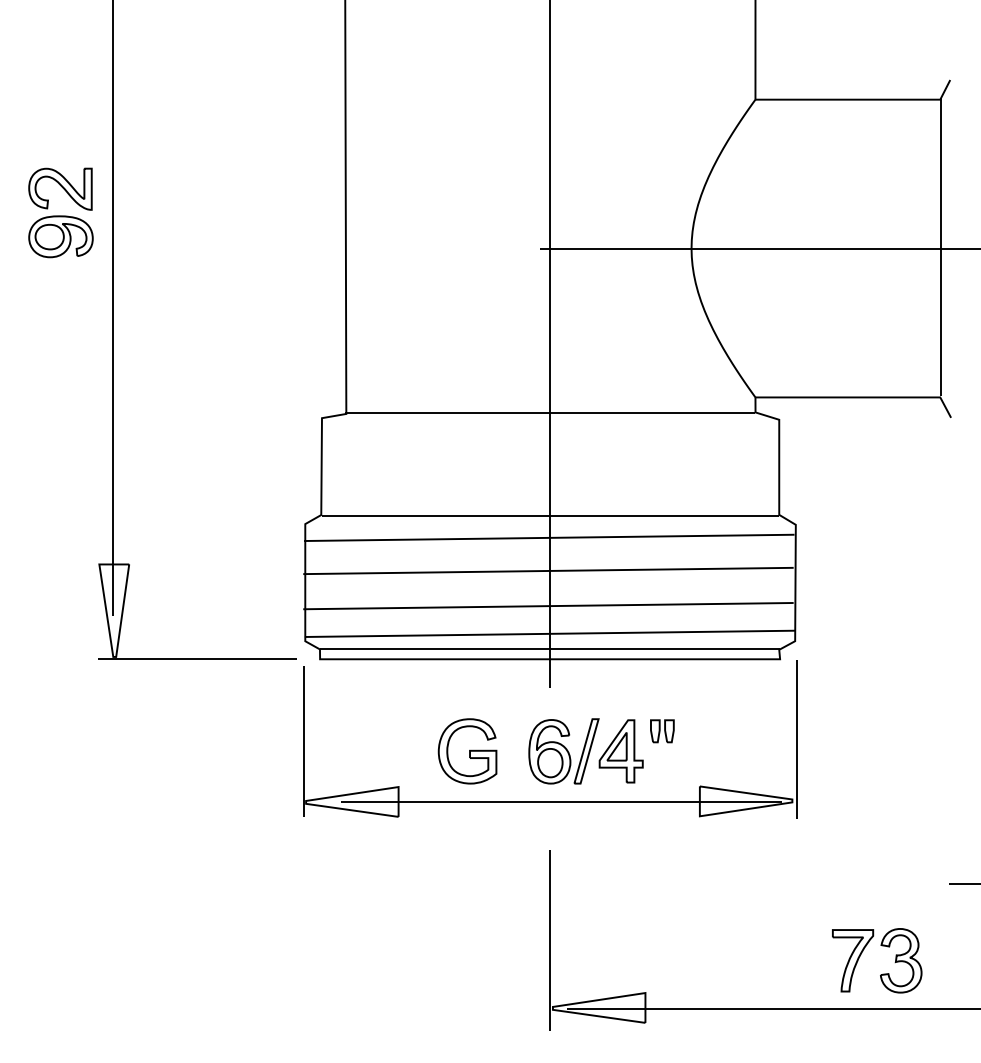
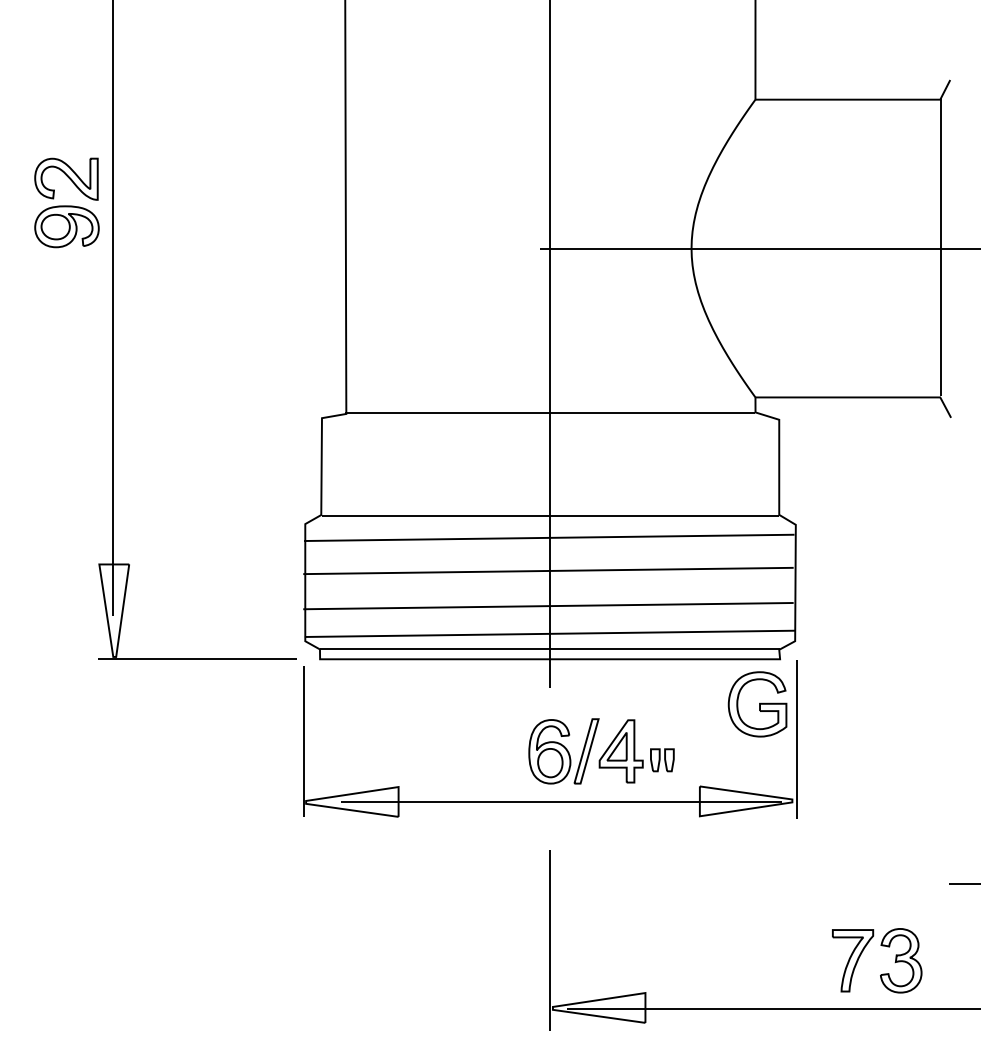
part position: (60, 212) -> (66, 202) (66, 202)
part position: (662, 731) -> (662, 760) (662, 760)
part position: (467, 751) -> (757, 704) (757, 704)
